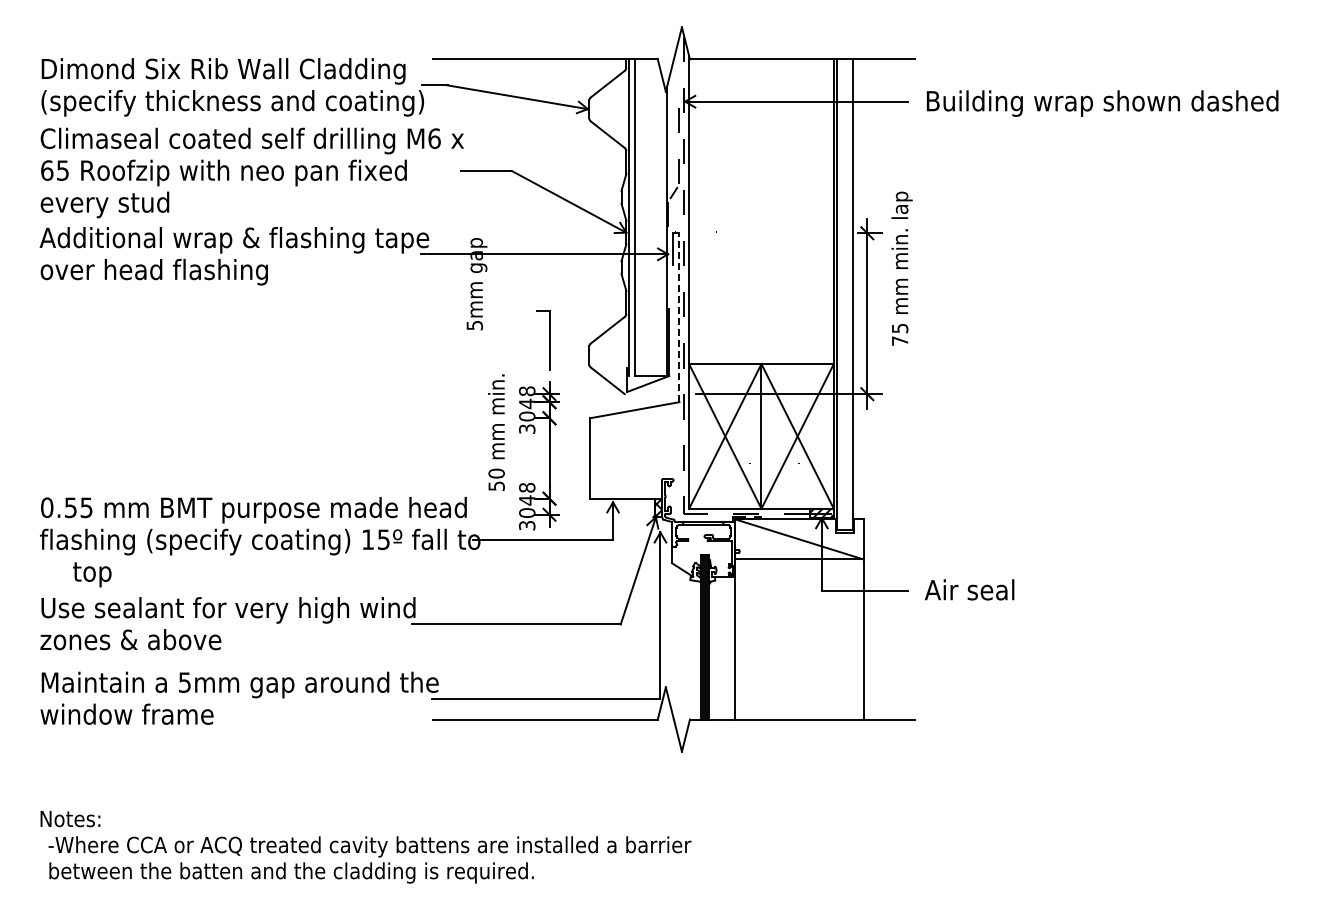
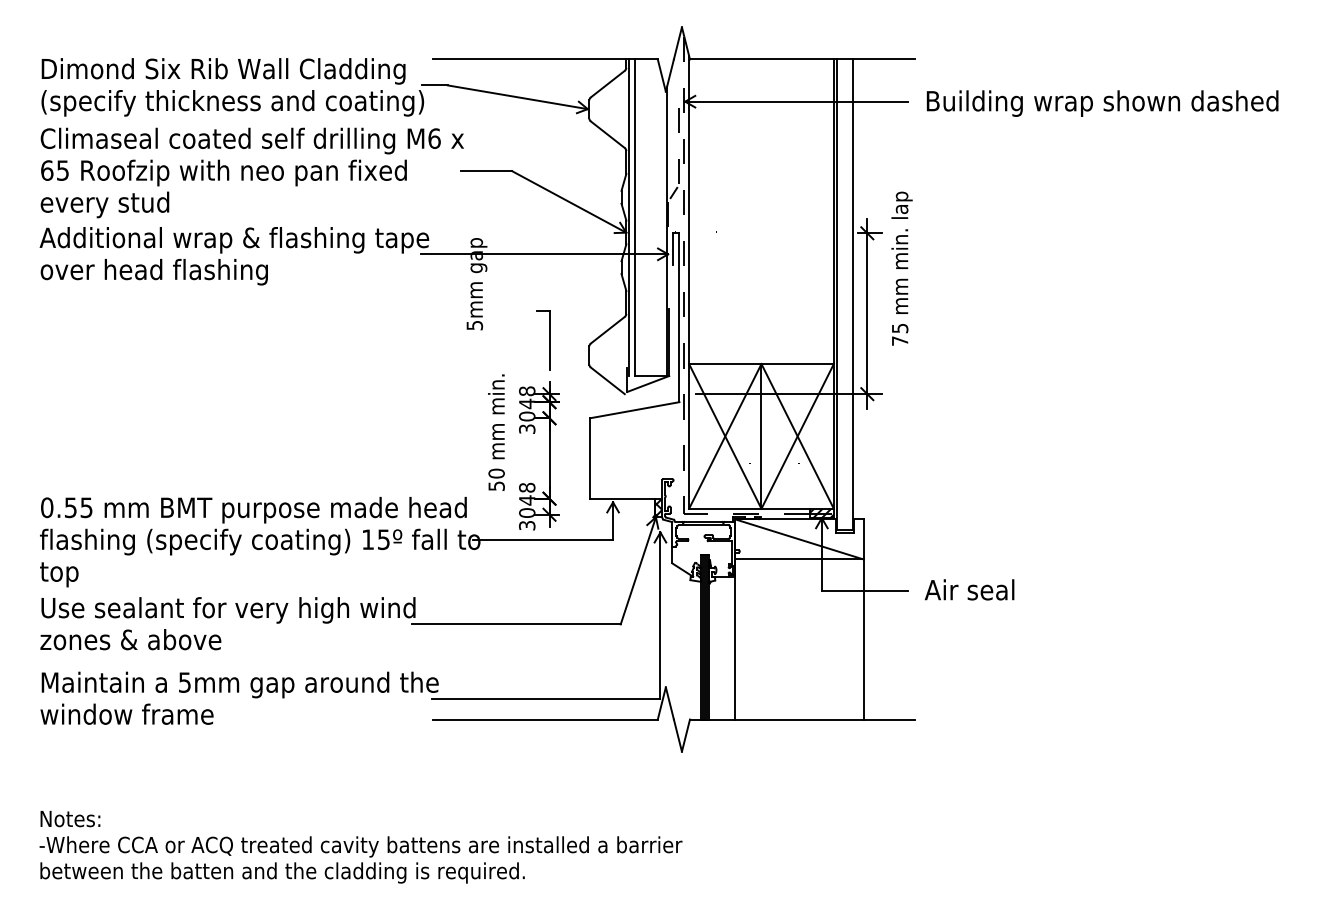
line: dashed -> solid (679, 317)
text position: (92, 574) -> (59, 574) (59, 574)
text position: (369, 859) -> (360, 859) (360, 859)
